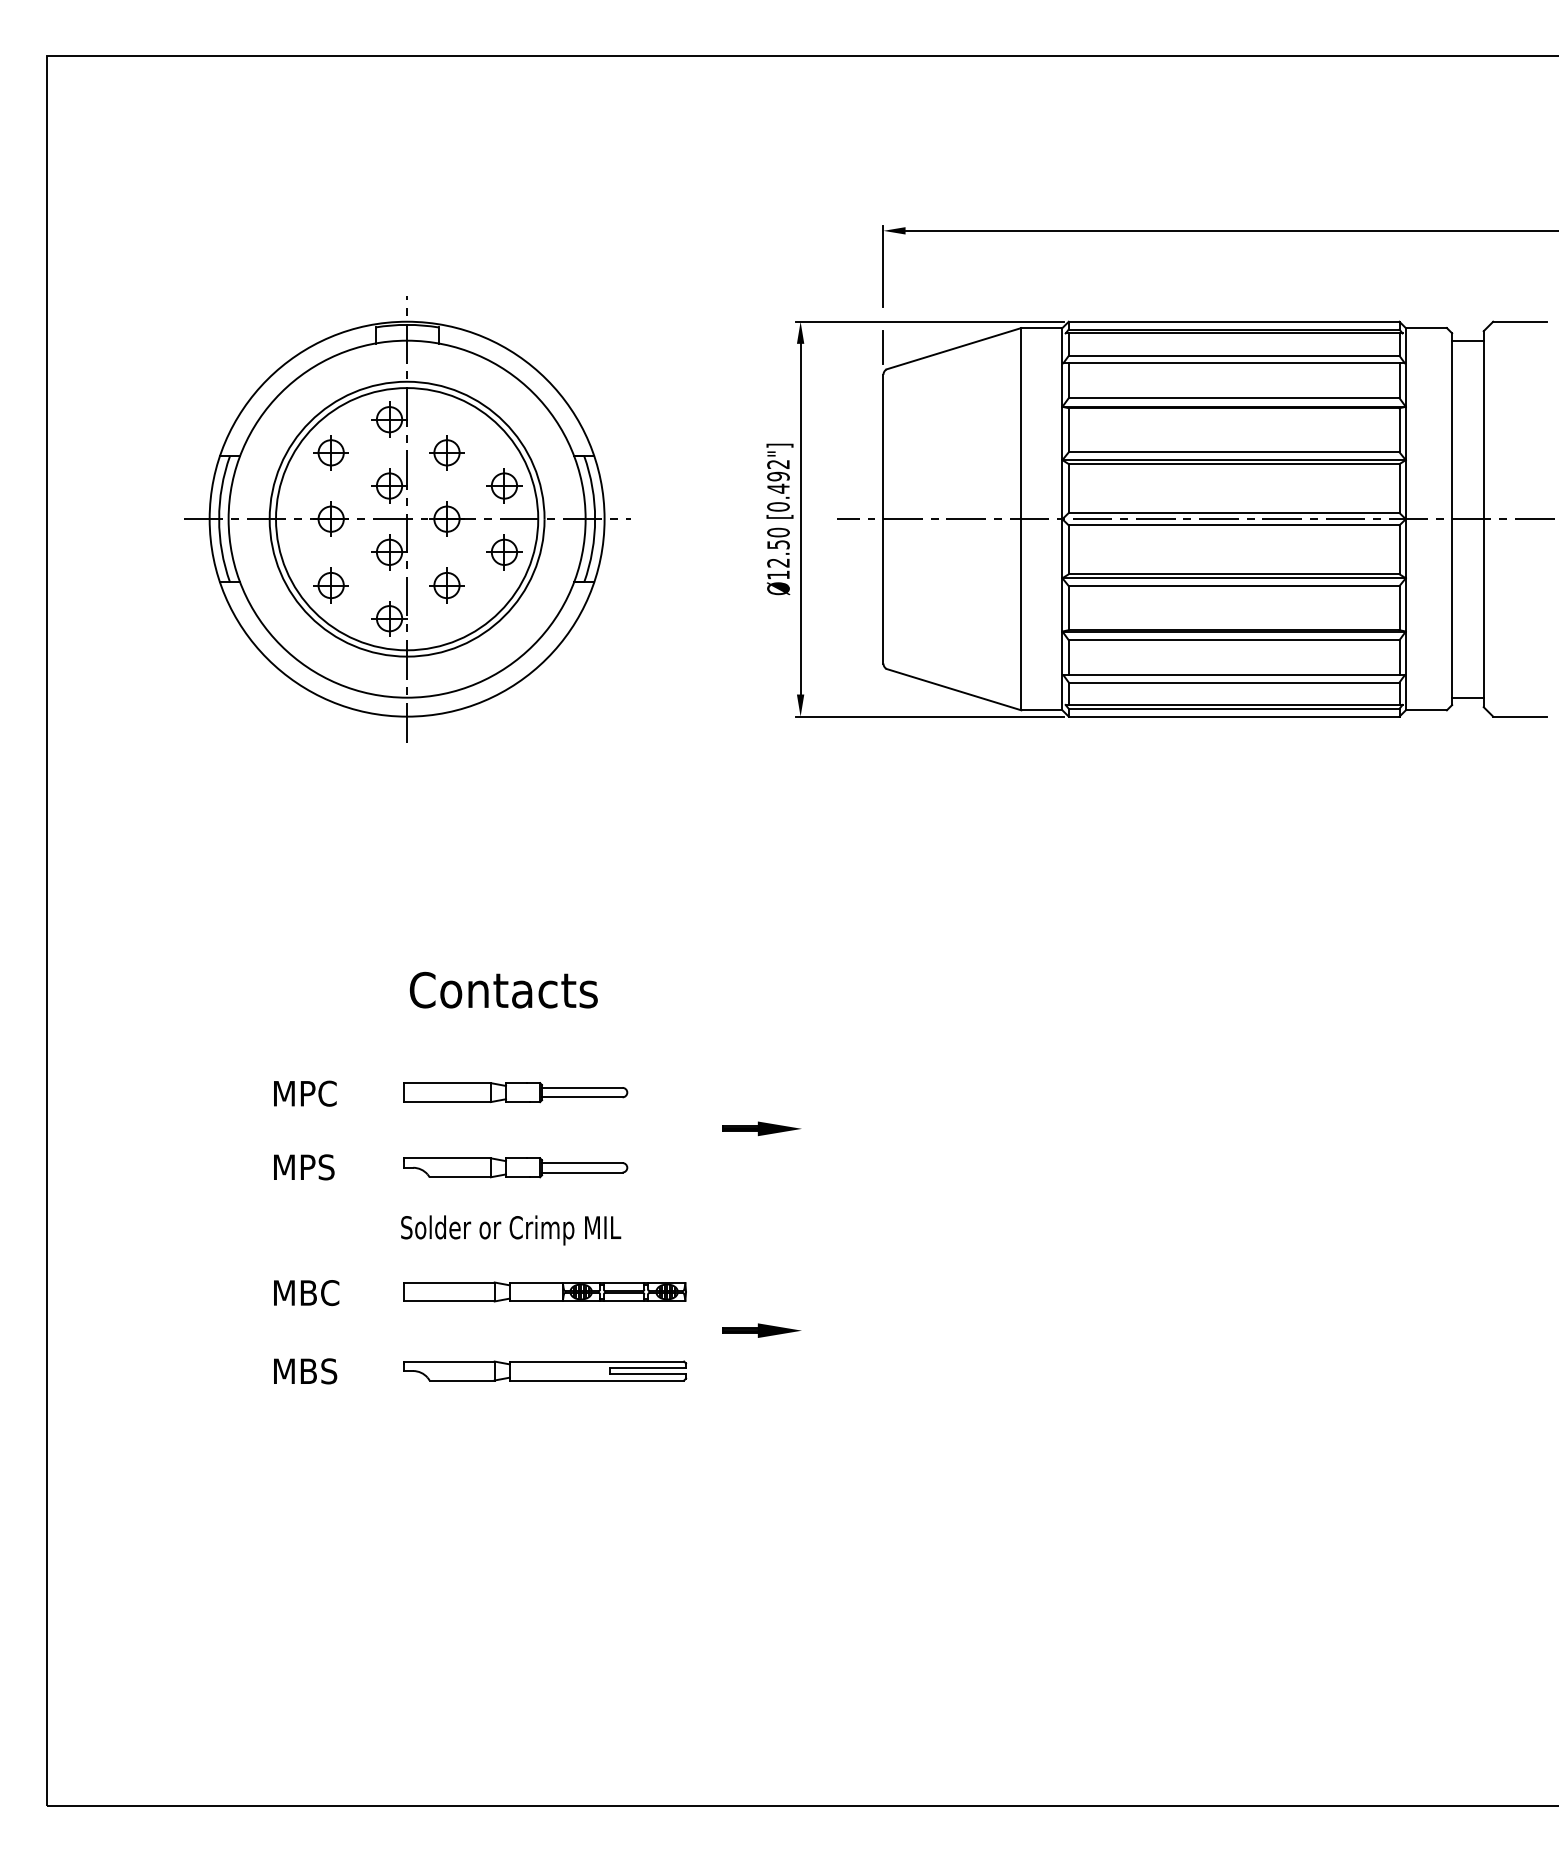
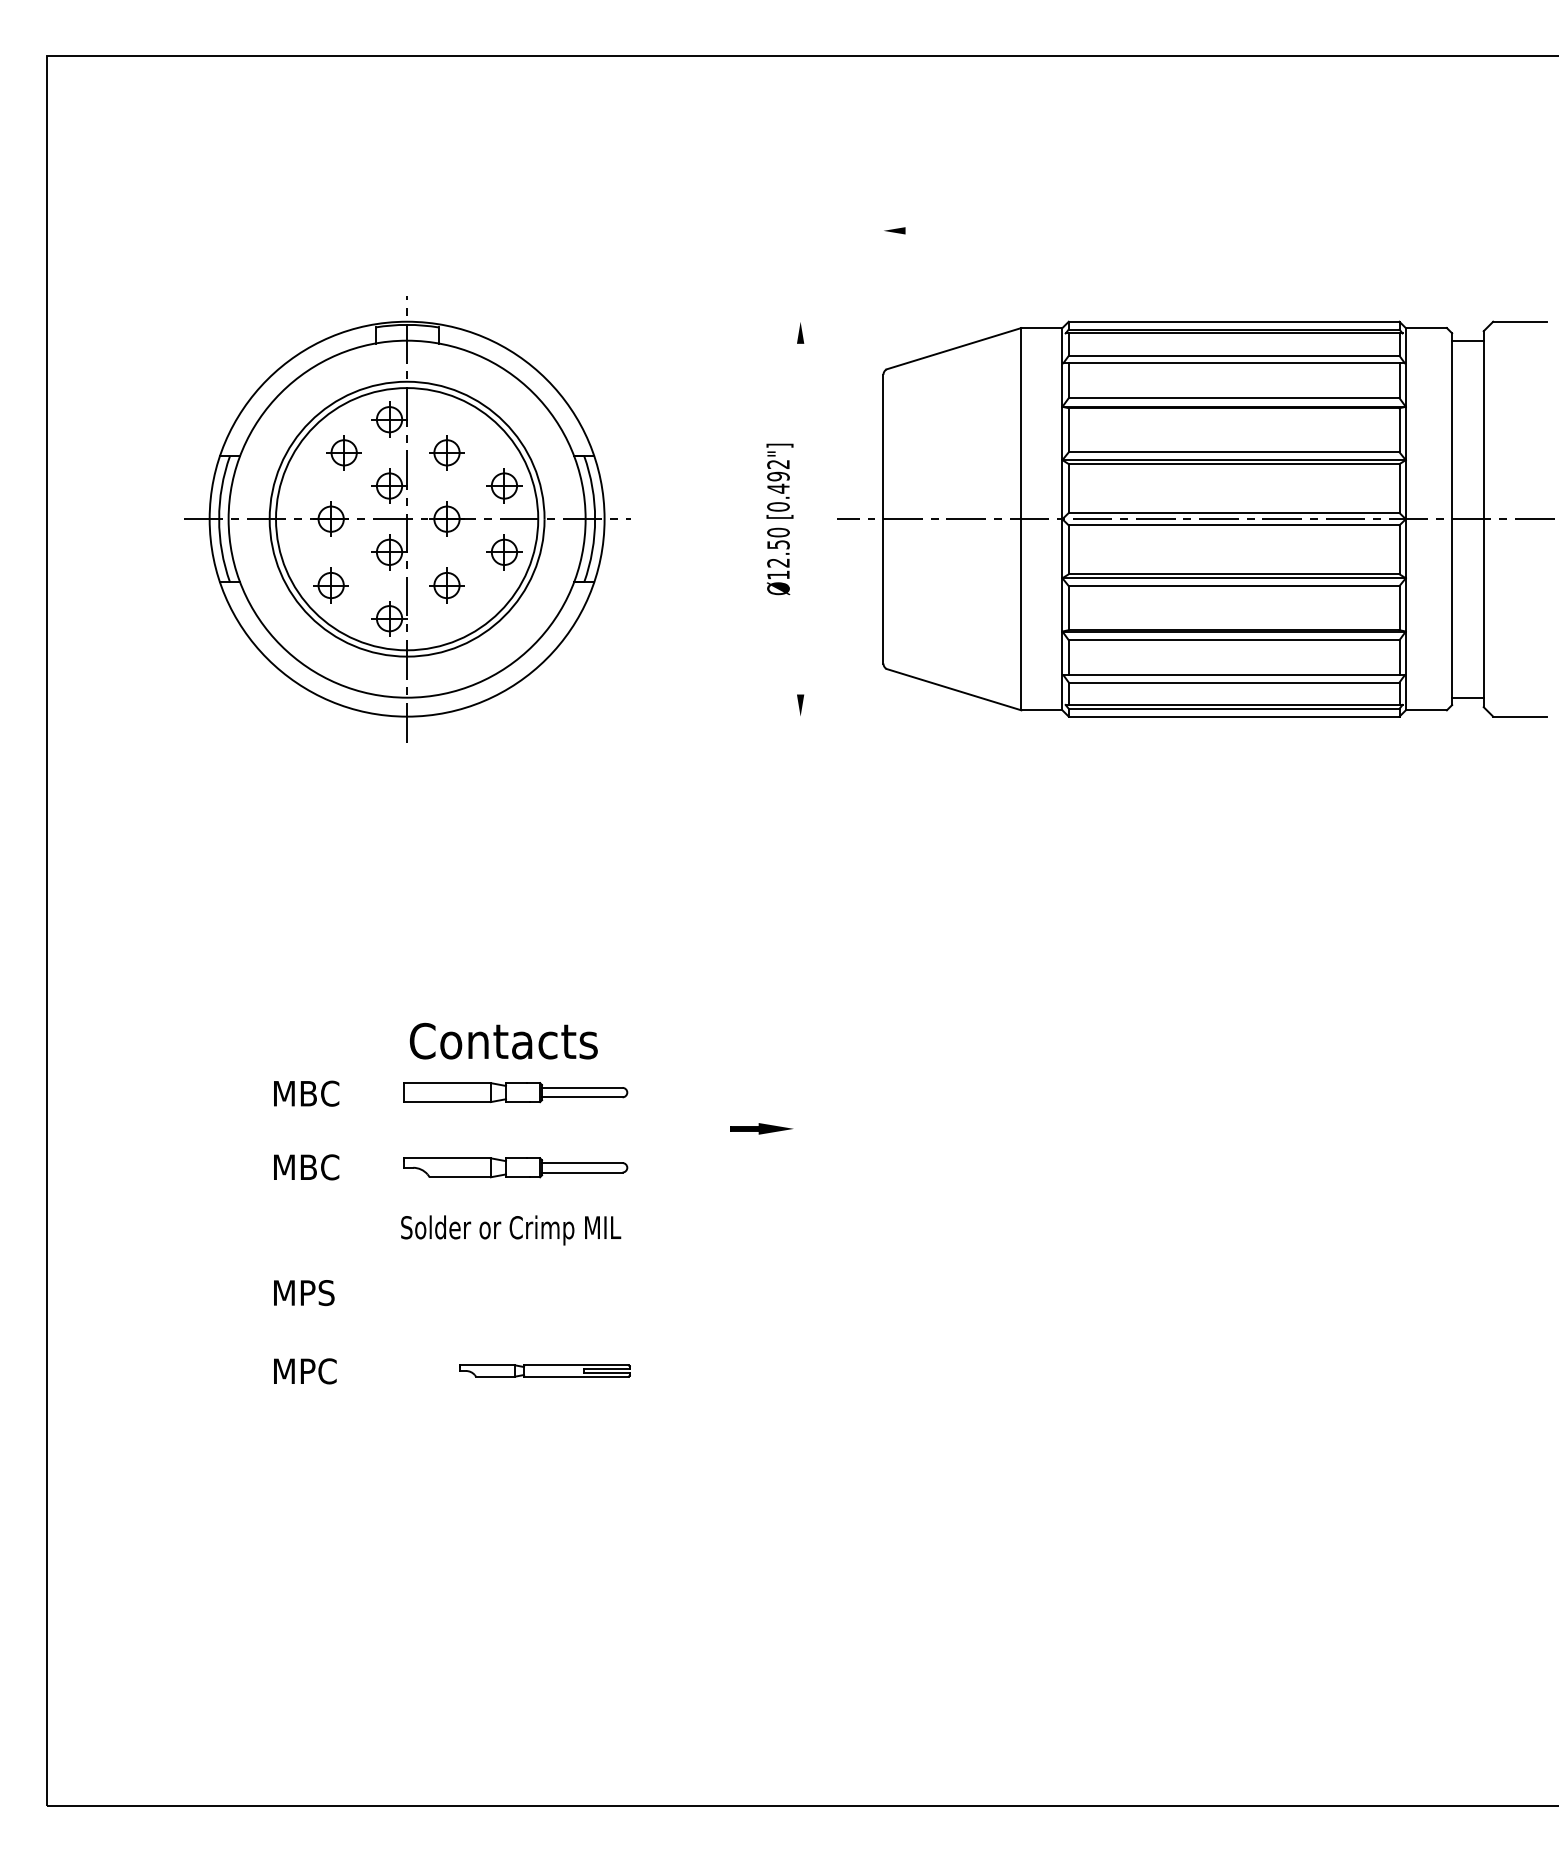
line: present -> none (1230, 230)
line: present -> none (883, 266)
line: present -> none (929, 321)
line: present -> none (883, 347)
part position: (330, 452) -> (343, 452) (343, 452)
line: present -> none (800, 518)
line: present -> none (929, 716)
text position: (503, 989) -> (503, 1040) (503, 1040)
text: MPC -> MBC (321, 1093)
part size: 80x16 px -> 64x12 px (761, 1128)
text: MPS -> MBC (321, 1167)
part: present -> none (544, 1291)
text: MBC -> MPS (321, 1293)
part: present -> none (761, 1330)
part size: 285x22 px -> 172x14 px (544, 1370)
text: MBS -> MPC (320, 1371)
